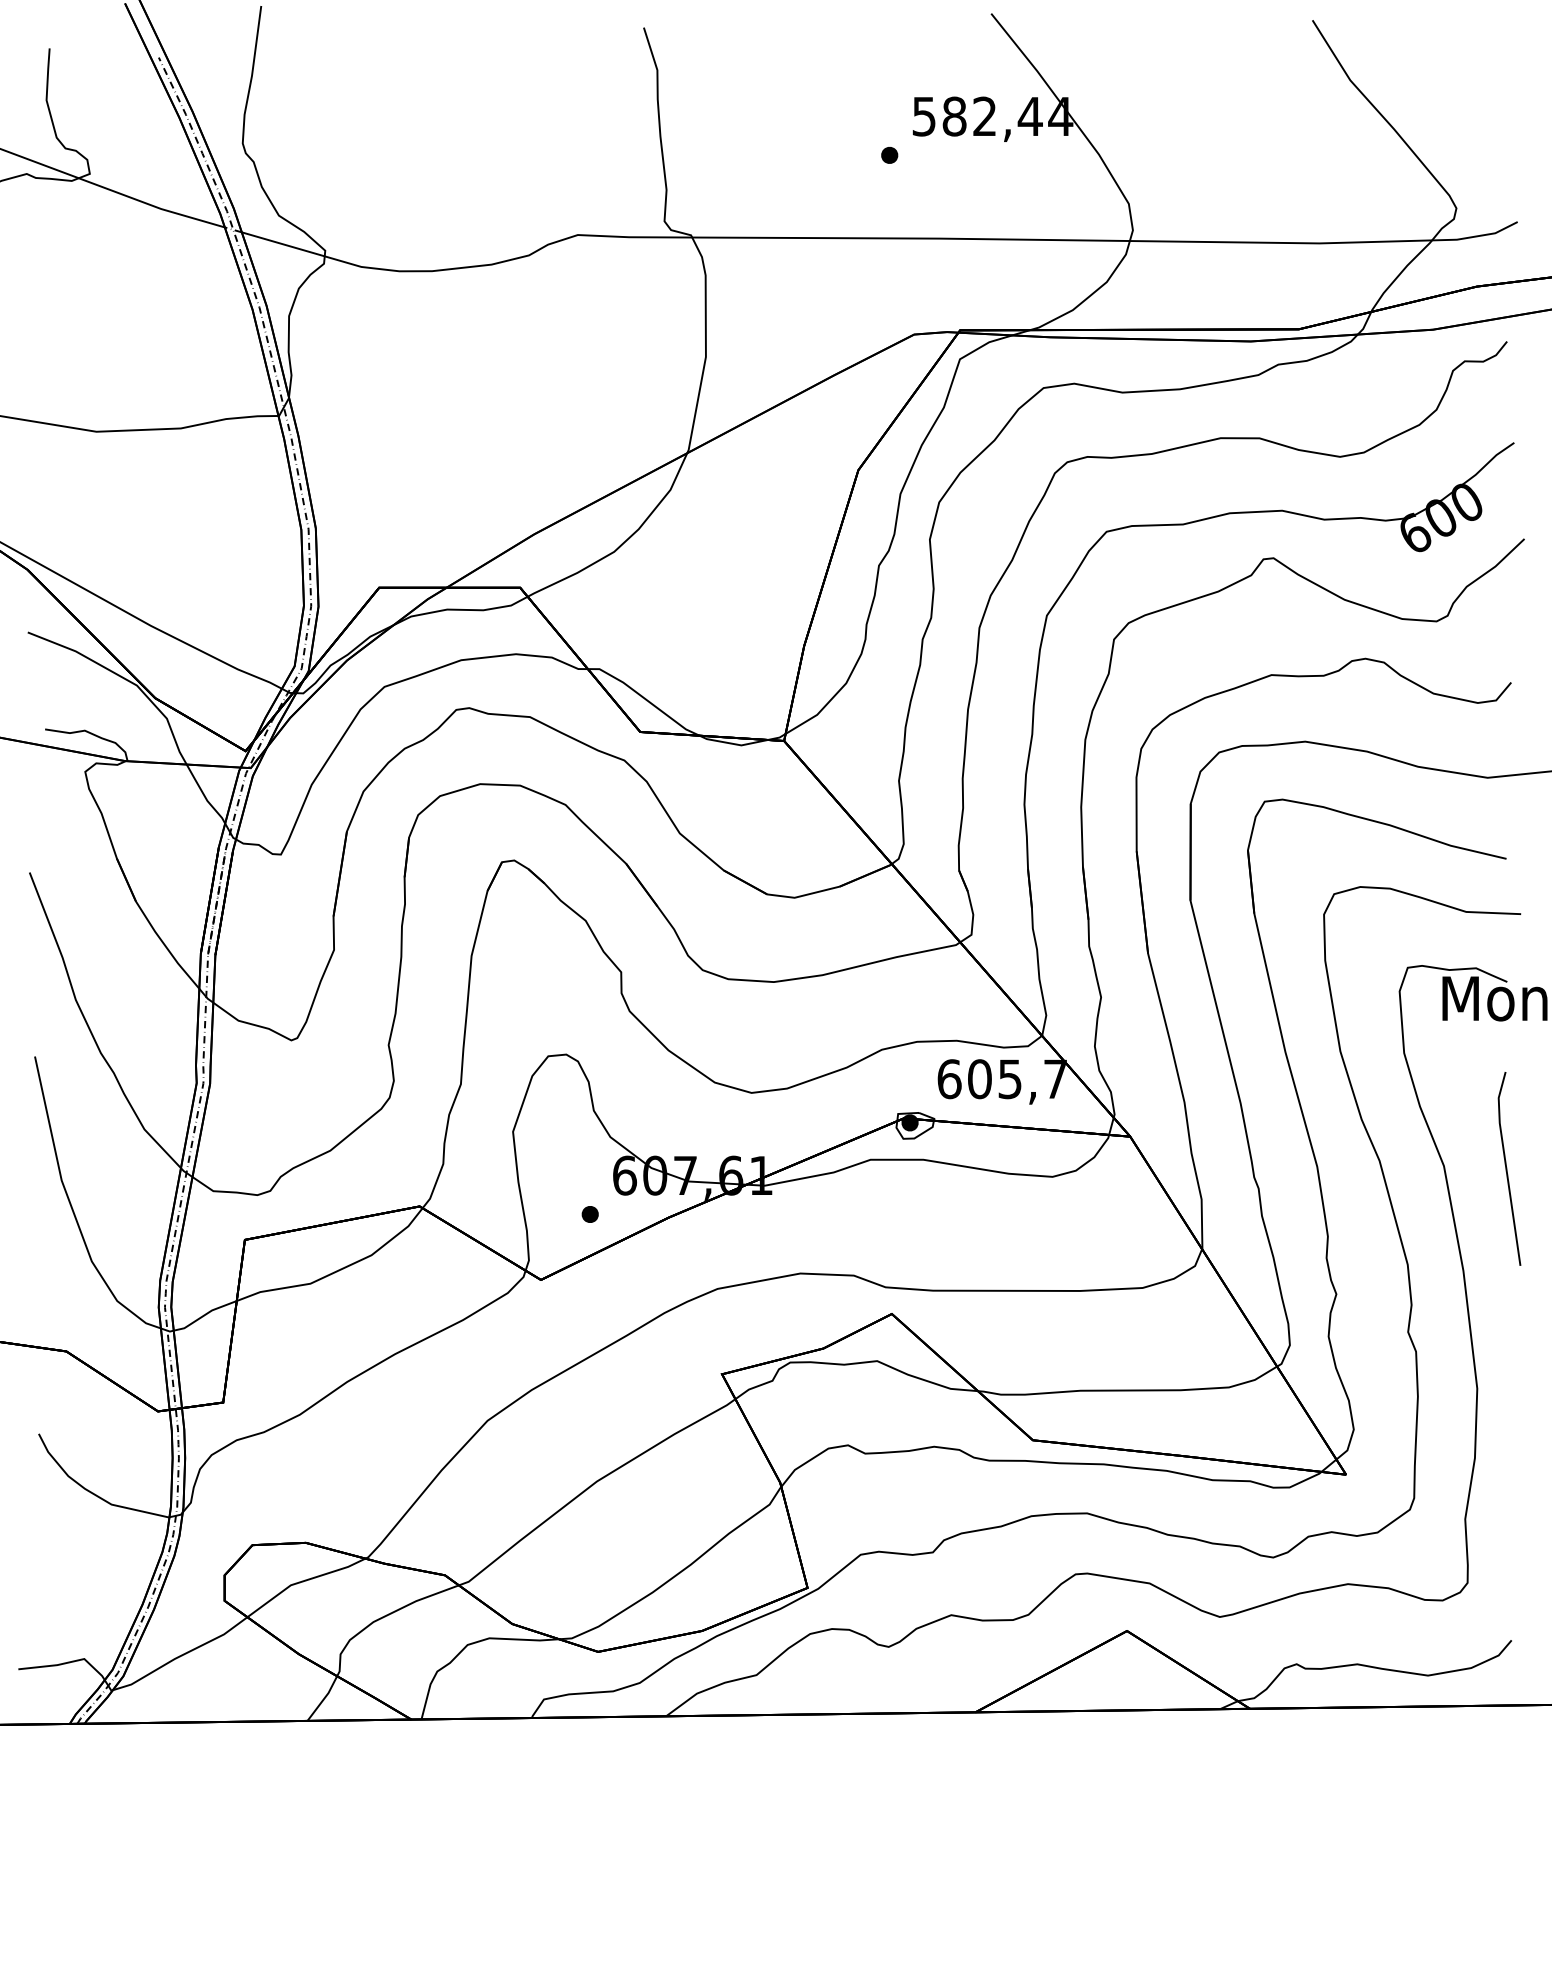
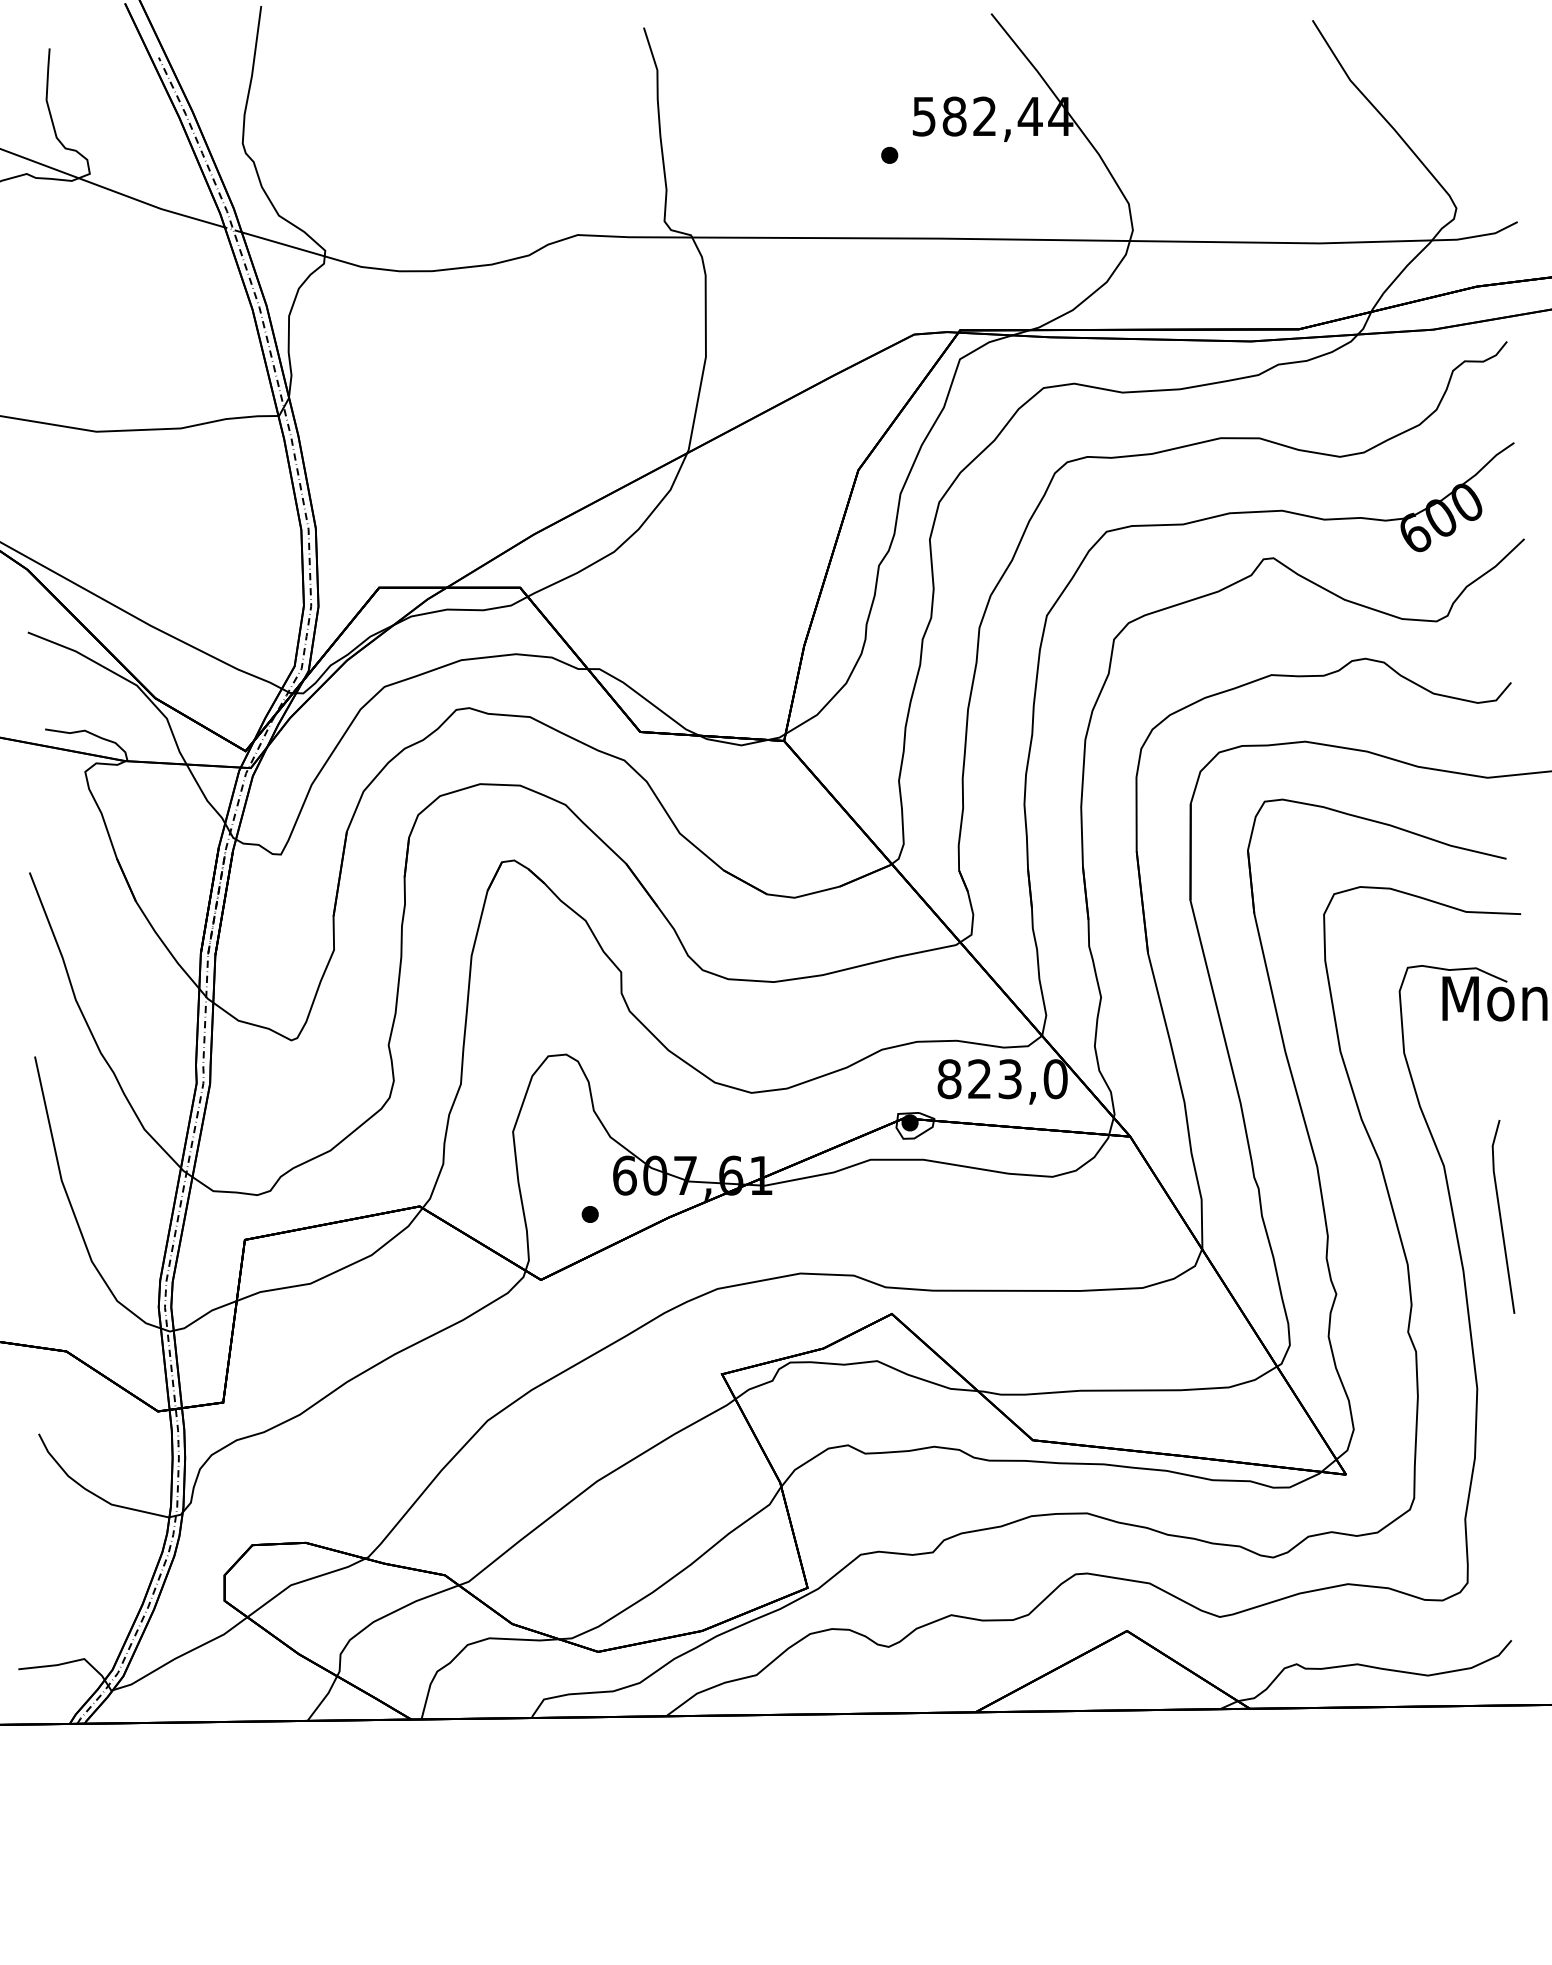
text: 605,7 -> 823,0 (1002, 1079)
line position: (1507, 1168) -> (1501, 1216) (1501, 1216)
